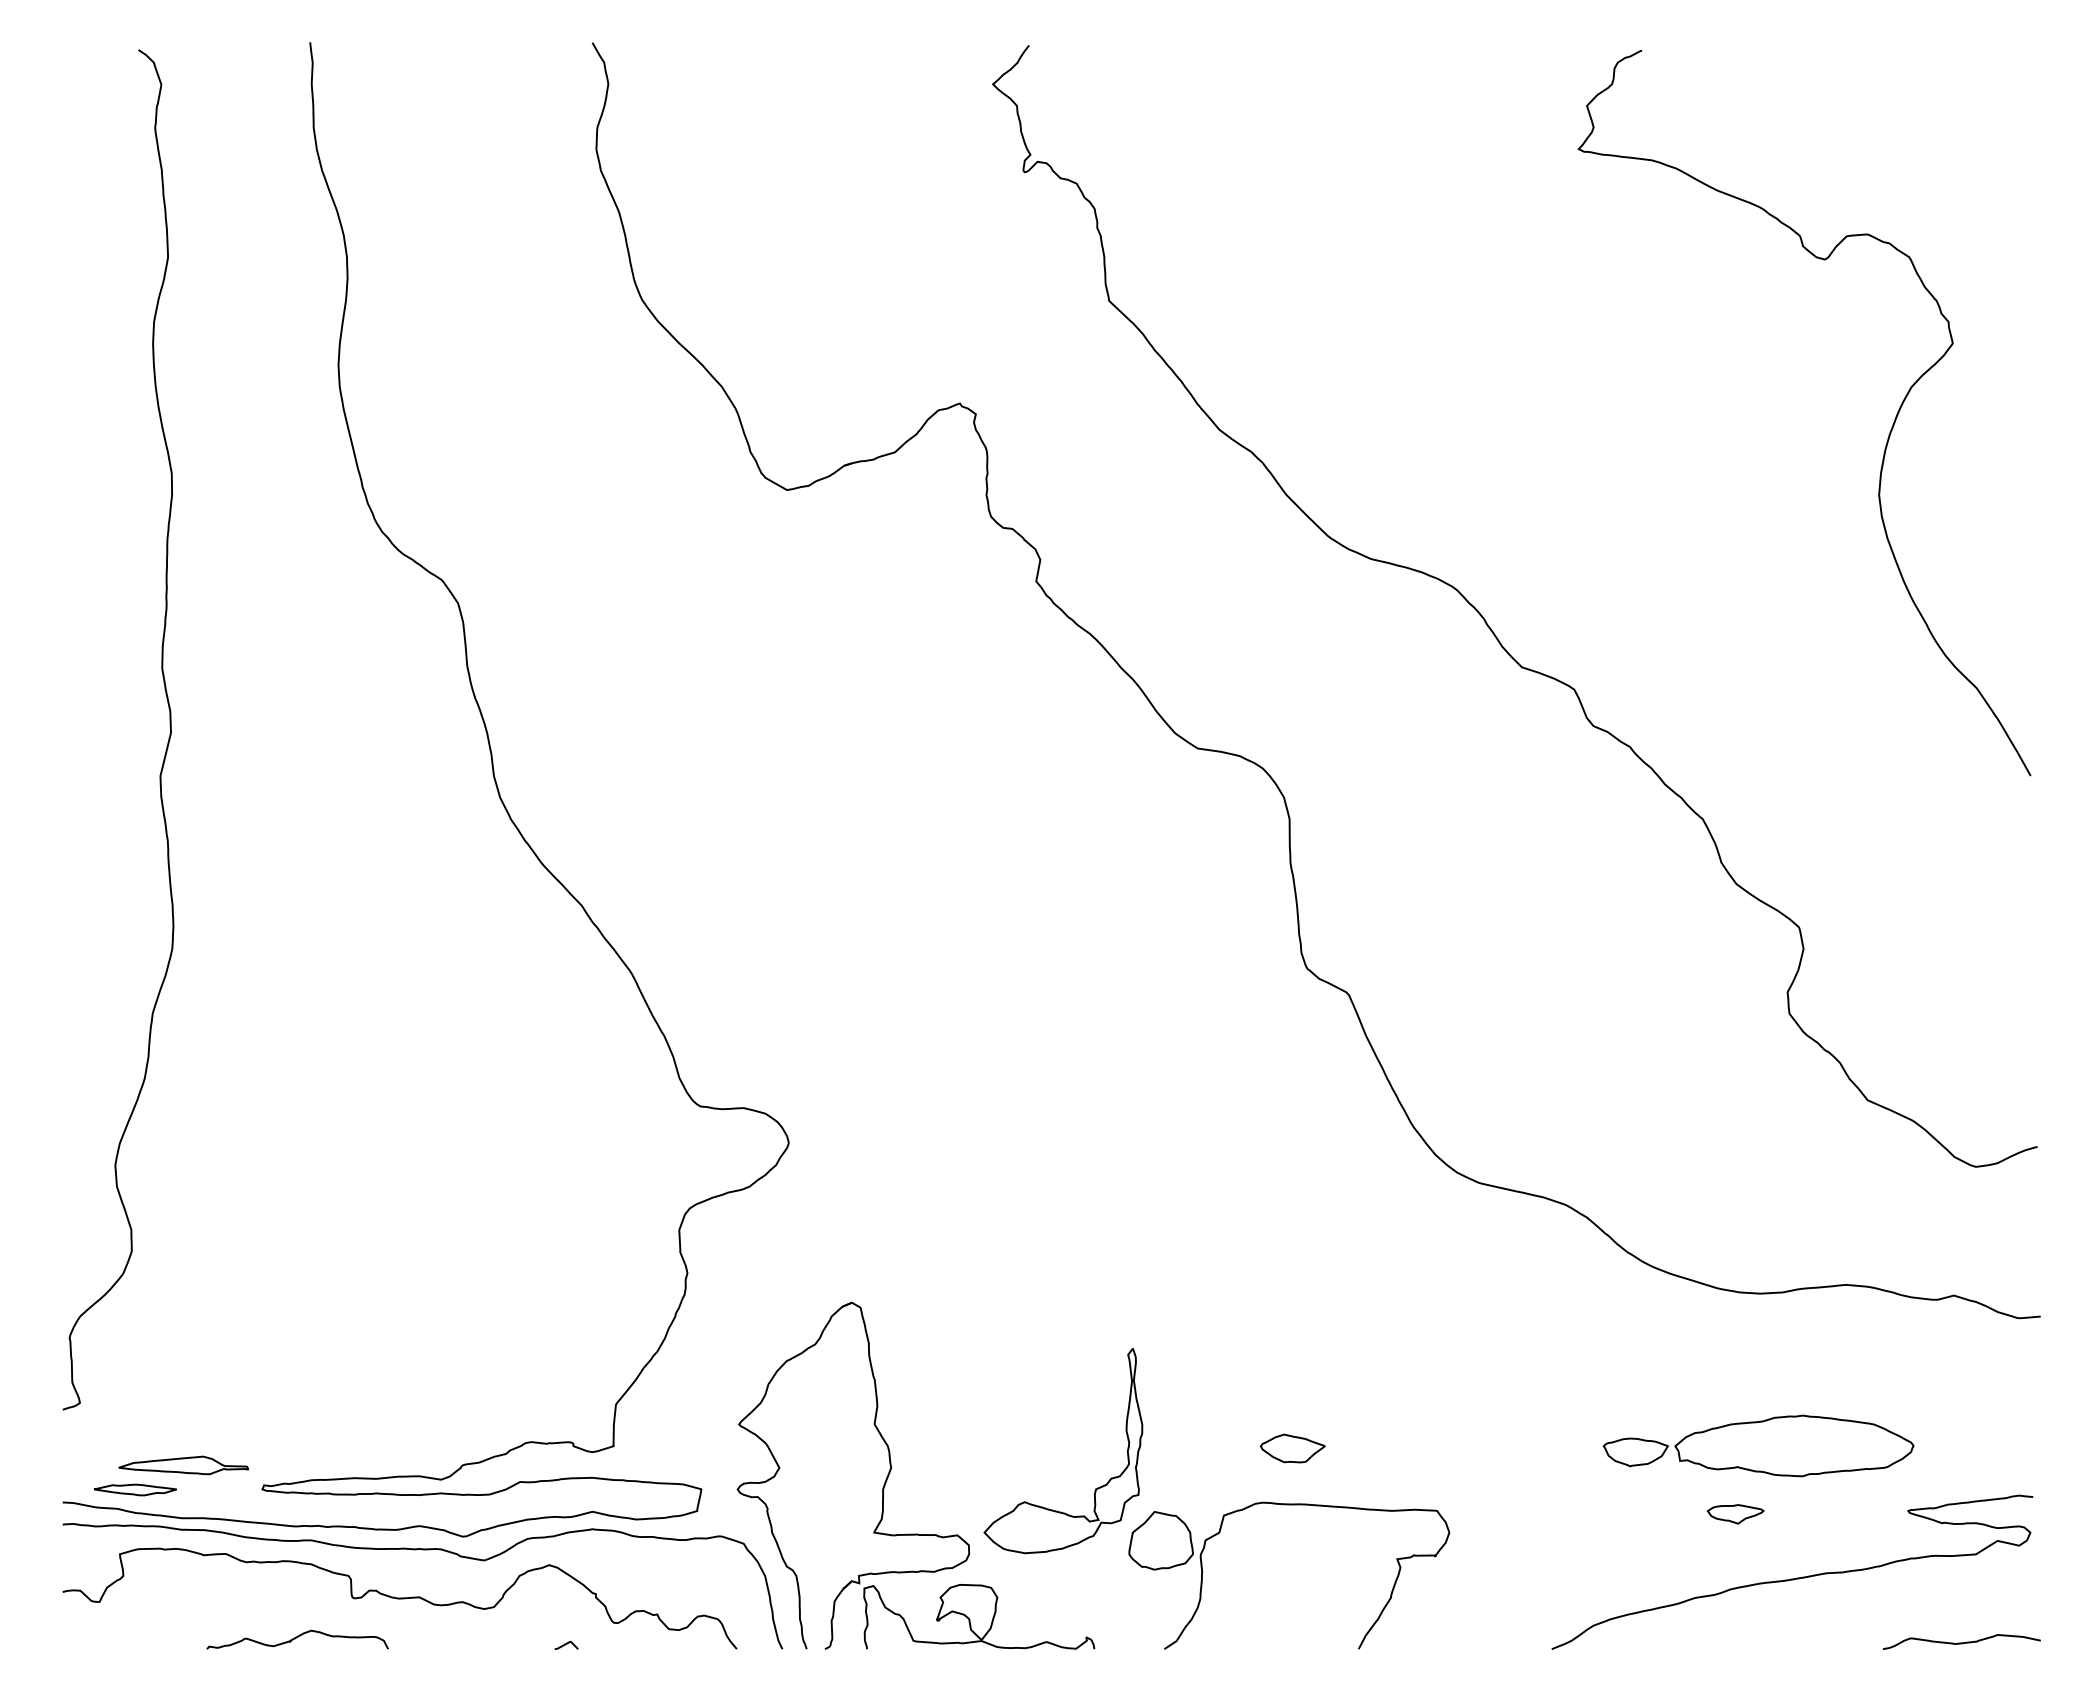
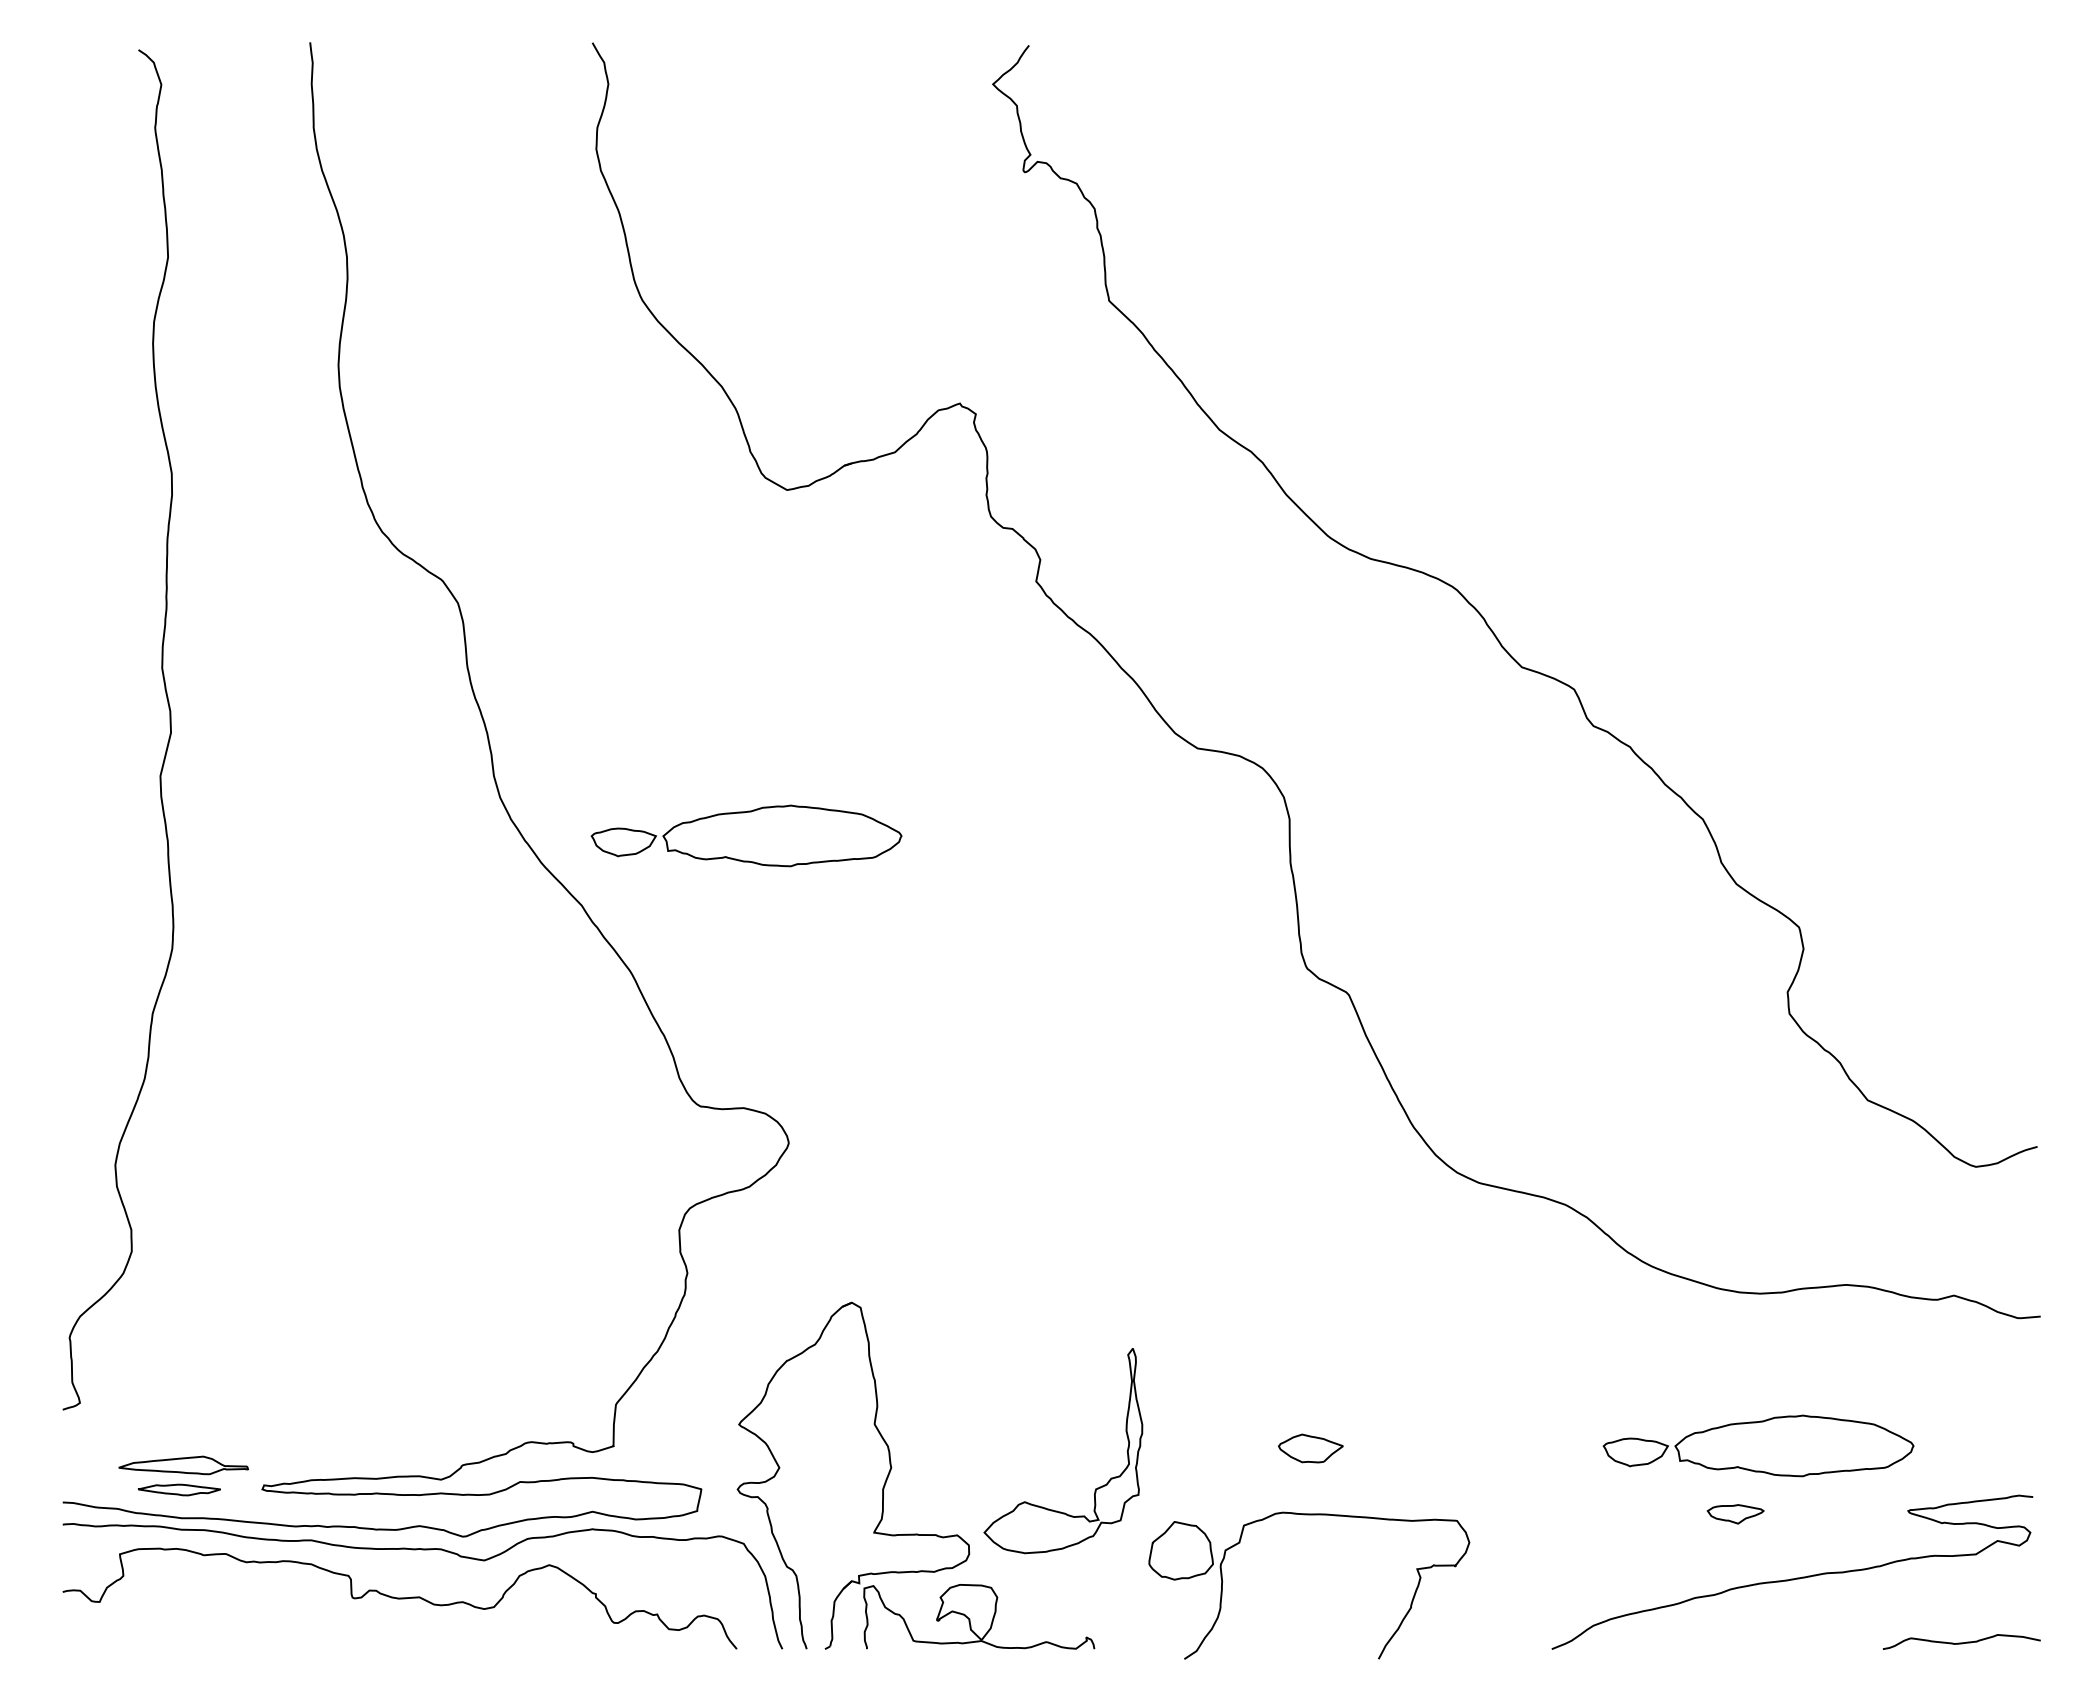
curve: present -> none (1887, 438)
part: none -> present (746, 835)
part position: (1292, 1448) -> (1310, 1448) (1310, 1448)
part position: (135, 1489) -> (179, 1489) (179, 1489)
part position: (1289, 1505) -> (1309, 1515) (1309, 1515)
curve: present -> none (296, 1638)
line: present -> none (566, 1644)
